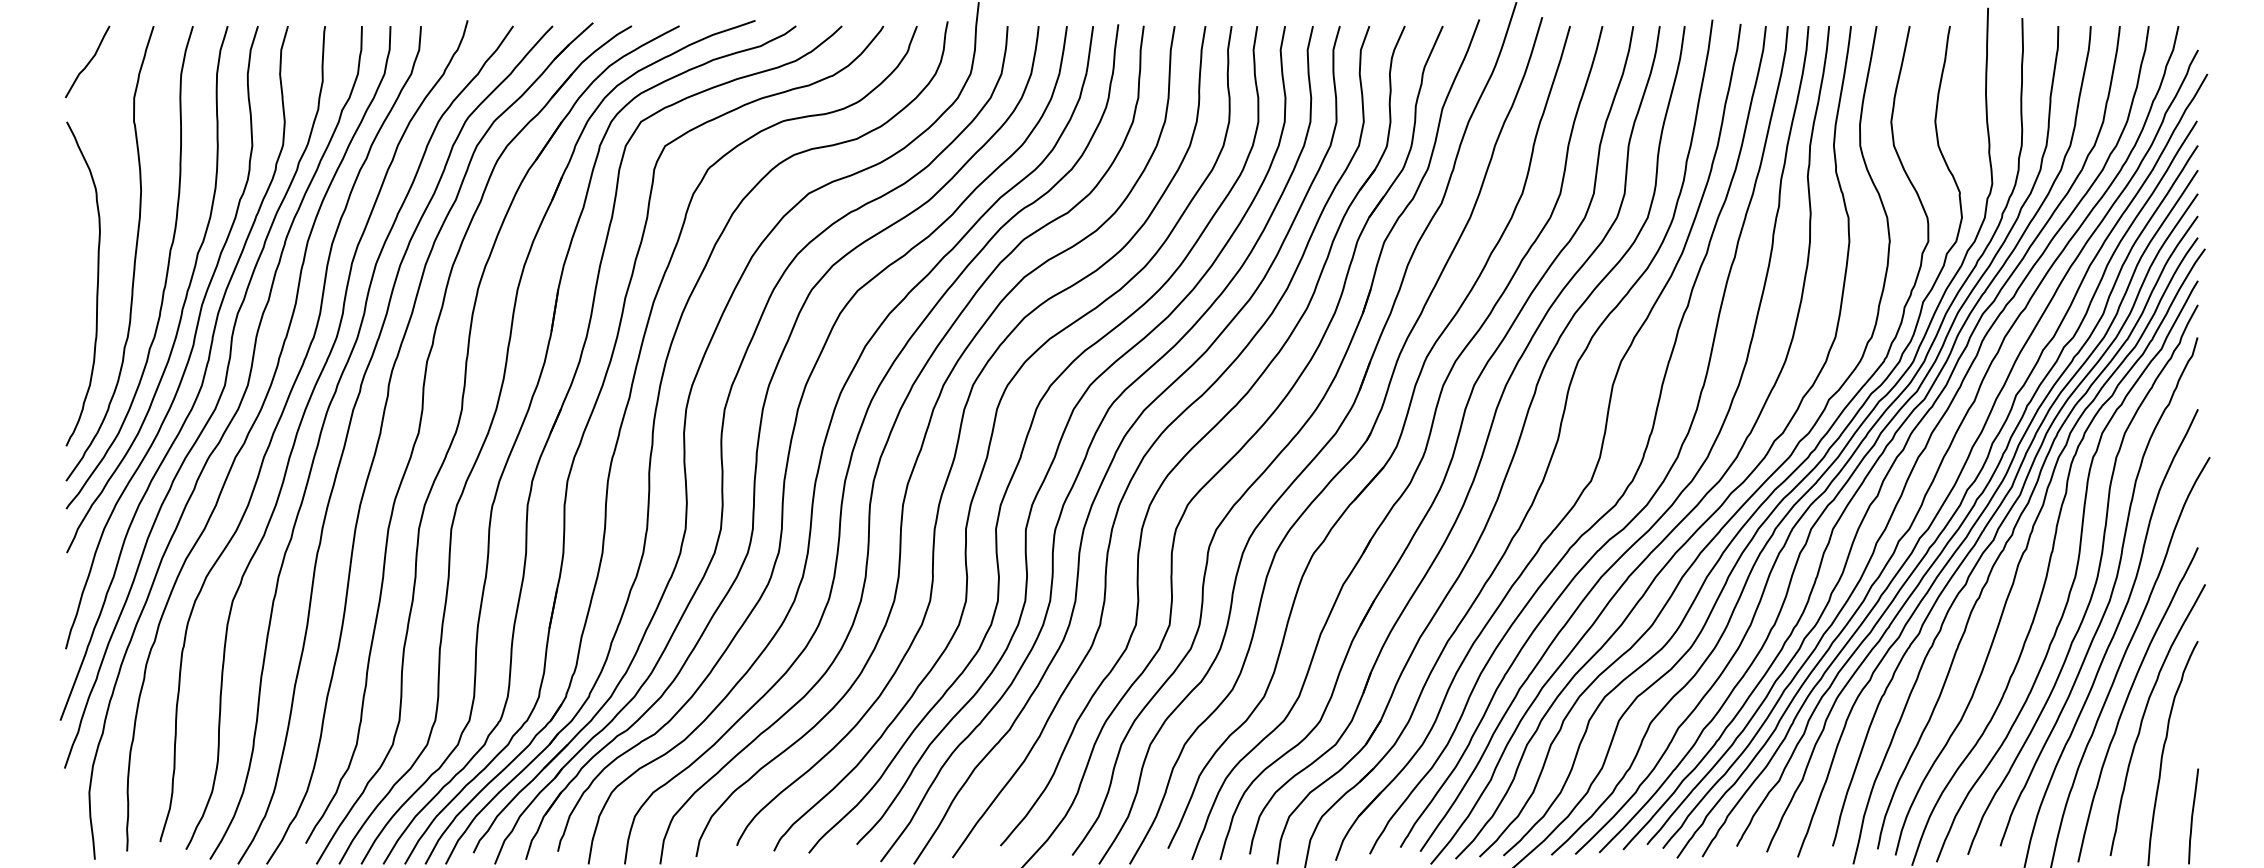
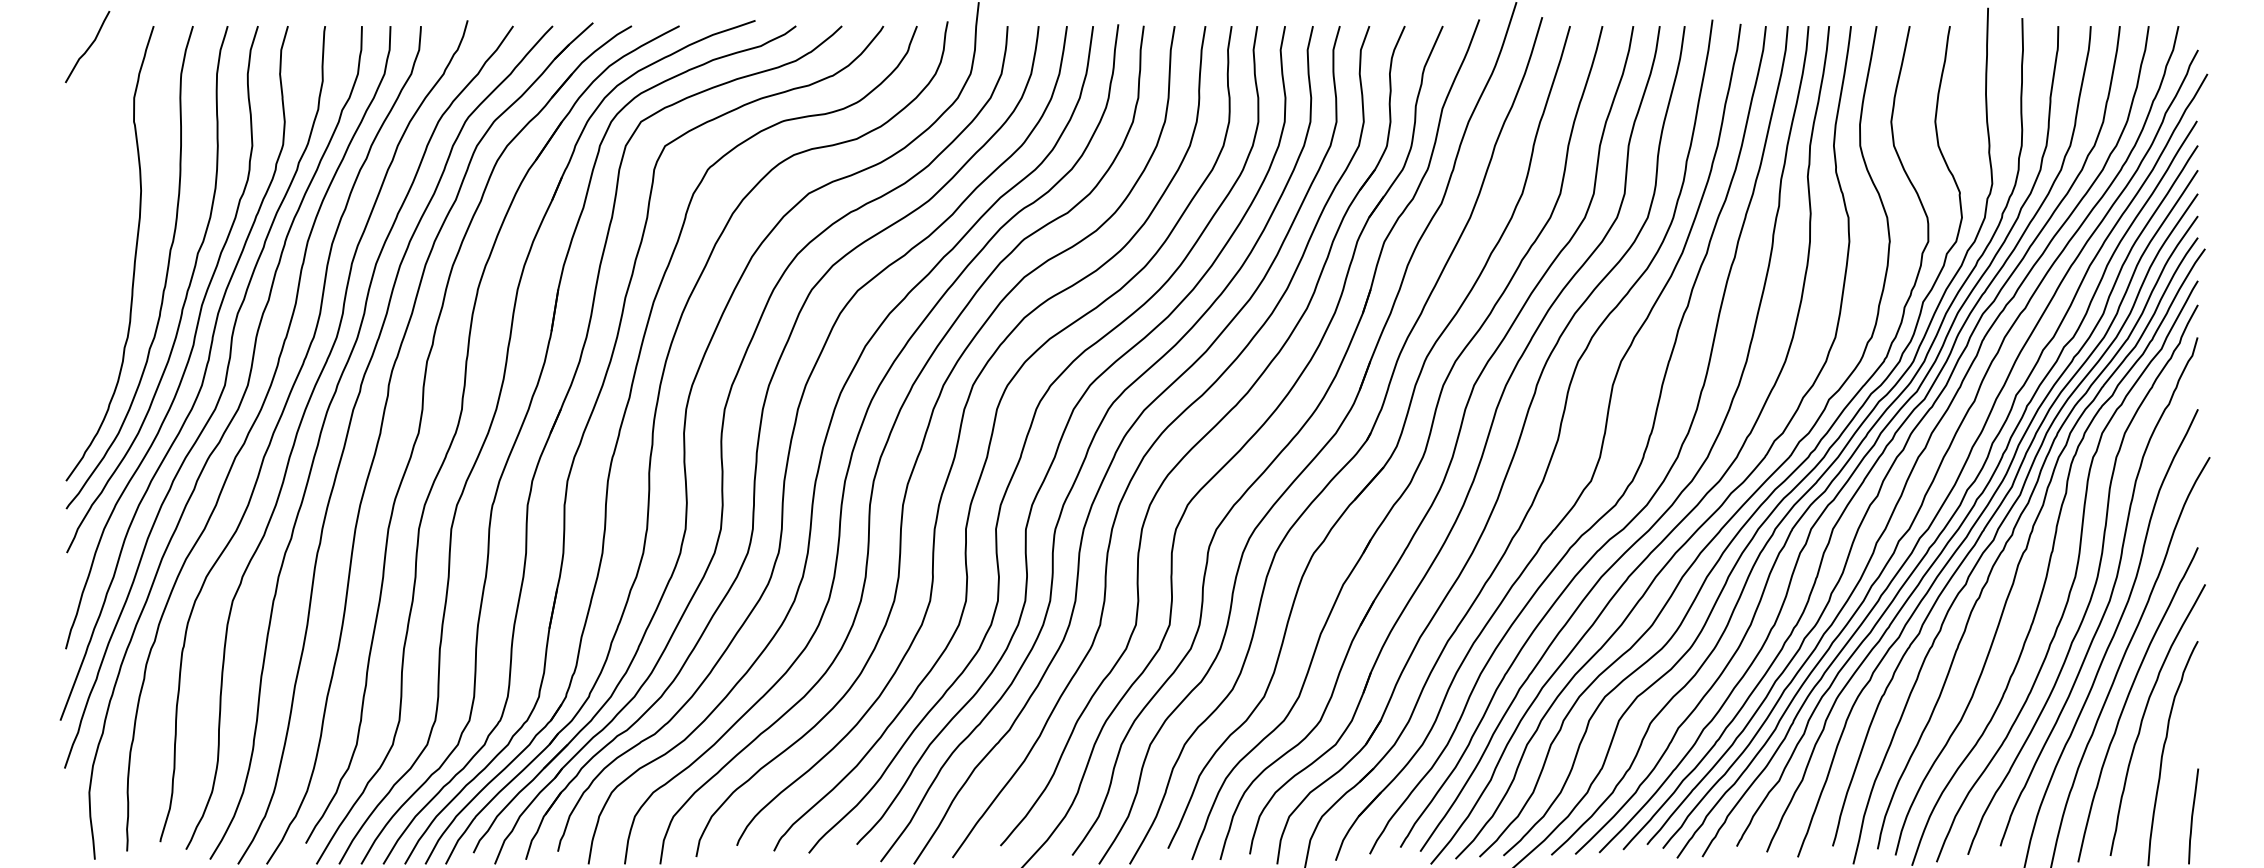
curve position: (88, 62) -> (88, 47) (88, 47)
curve: present -> none (96, 286)
